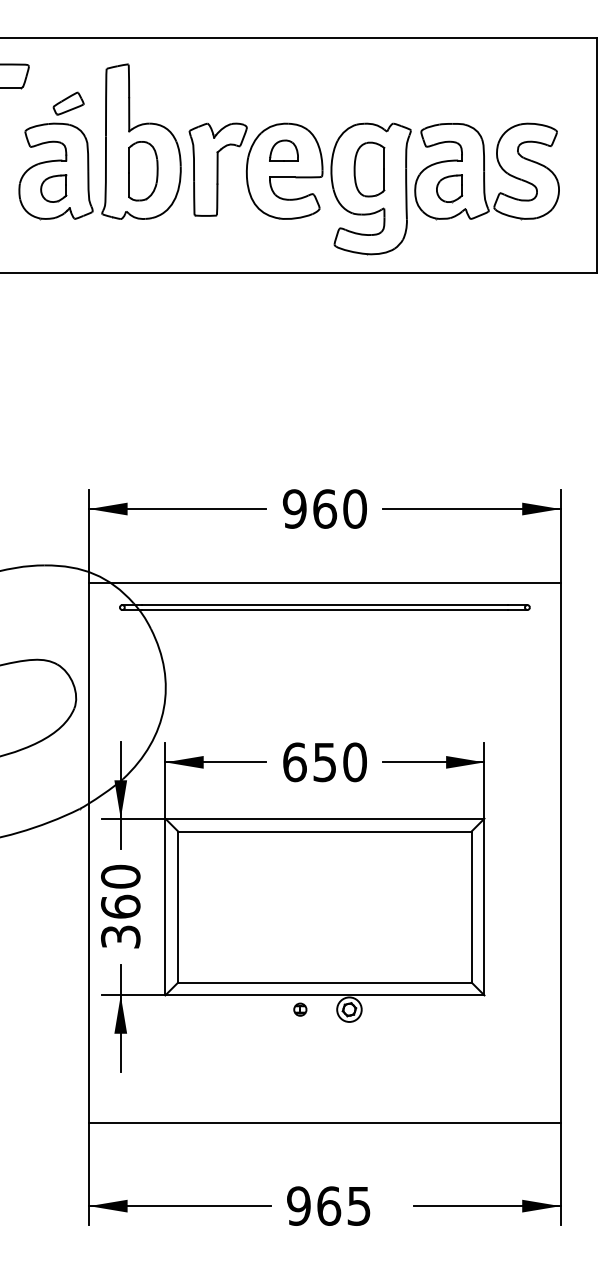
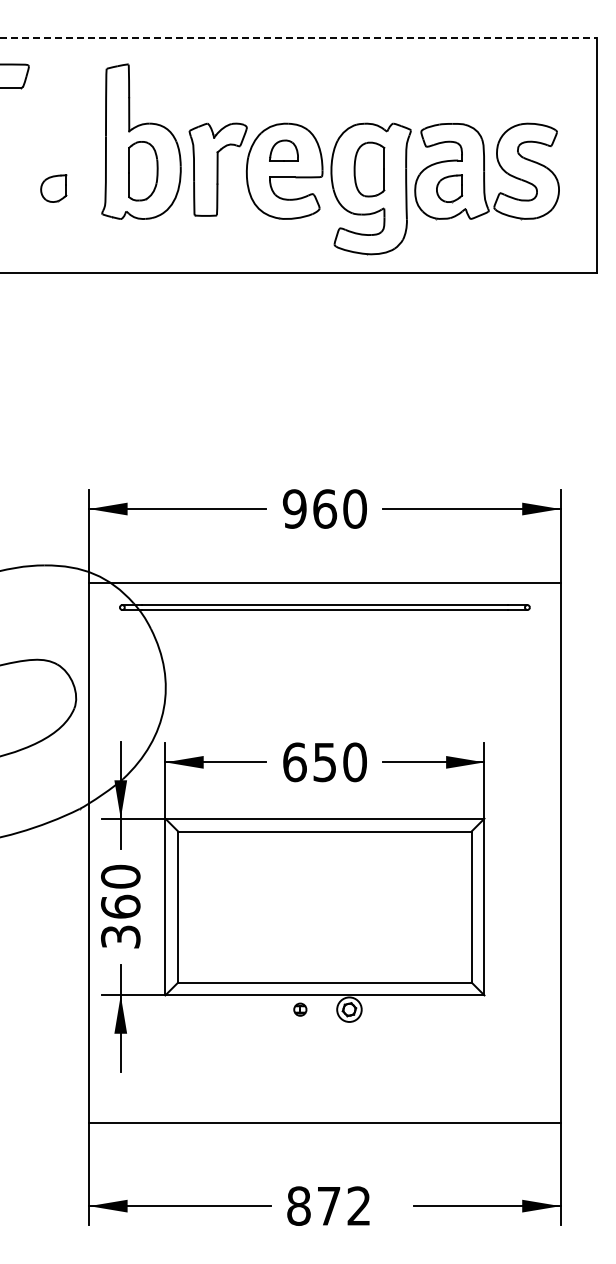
line: solid -> dashed (299, 37)
part: present -> none (55, 155)
text: 965 -> 872 (328, 1205)
